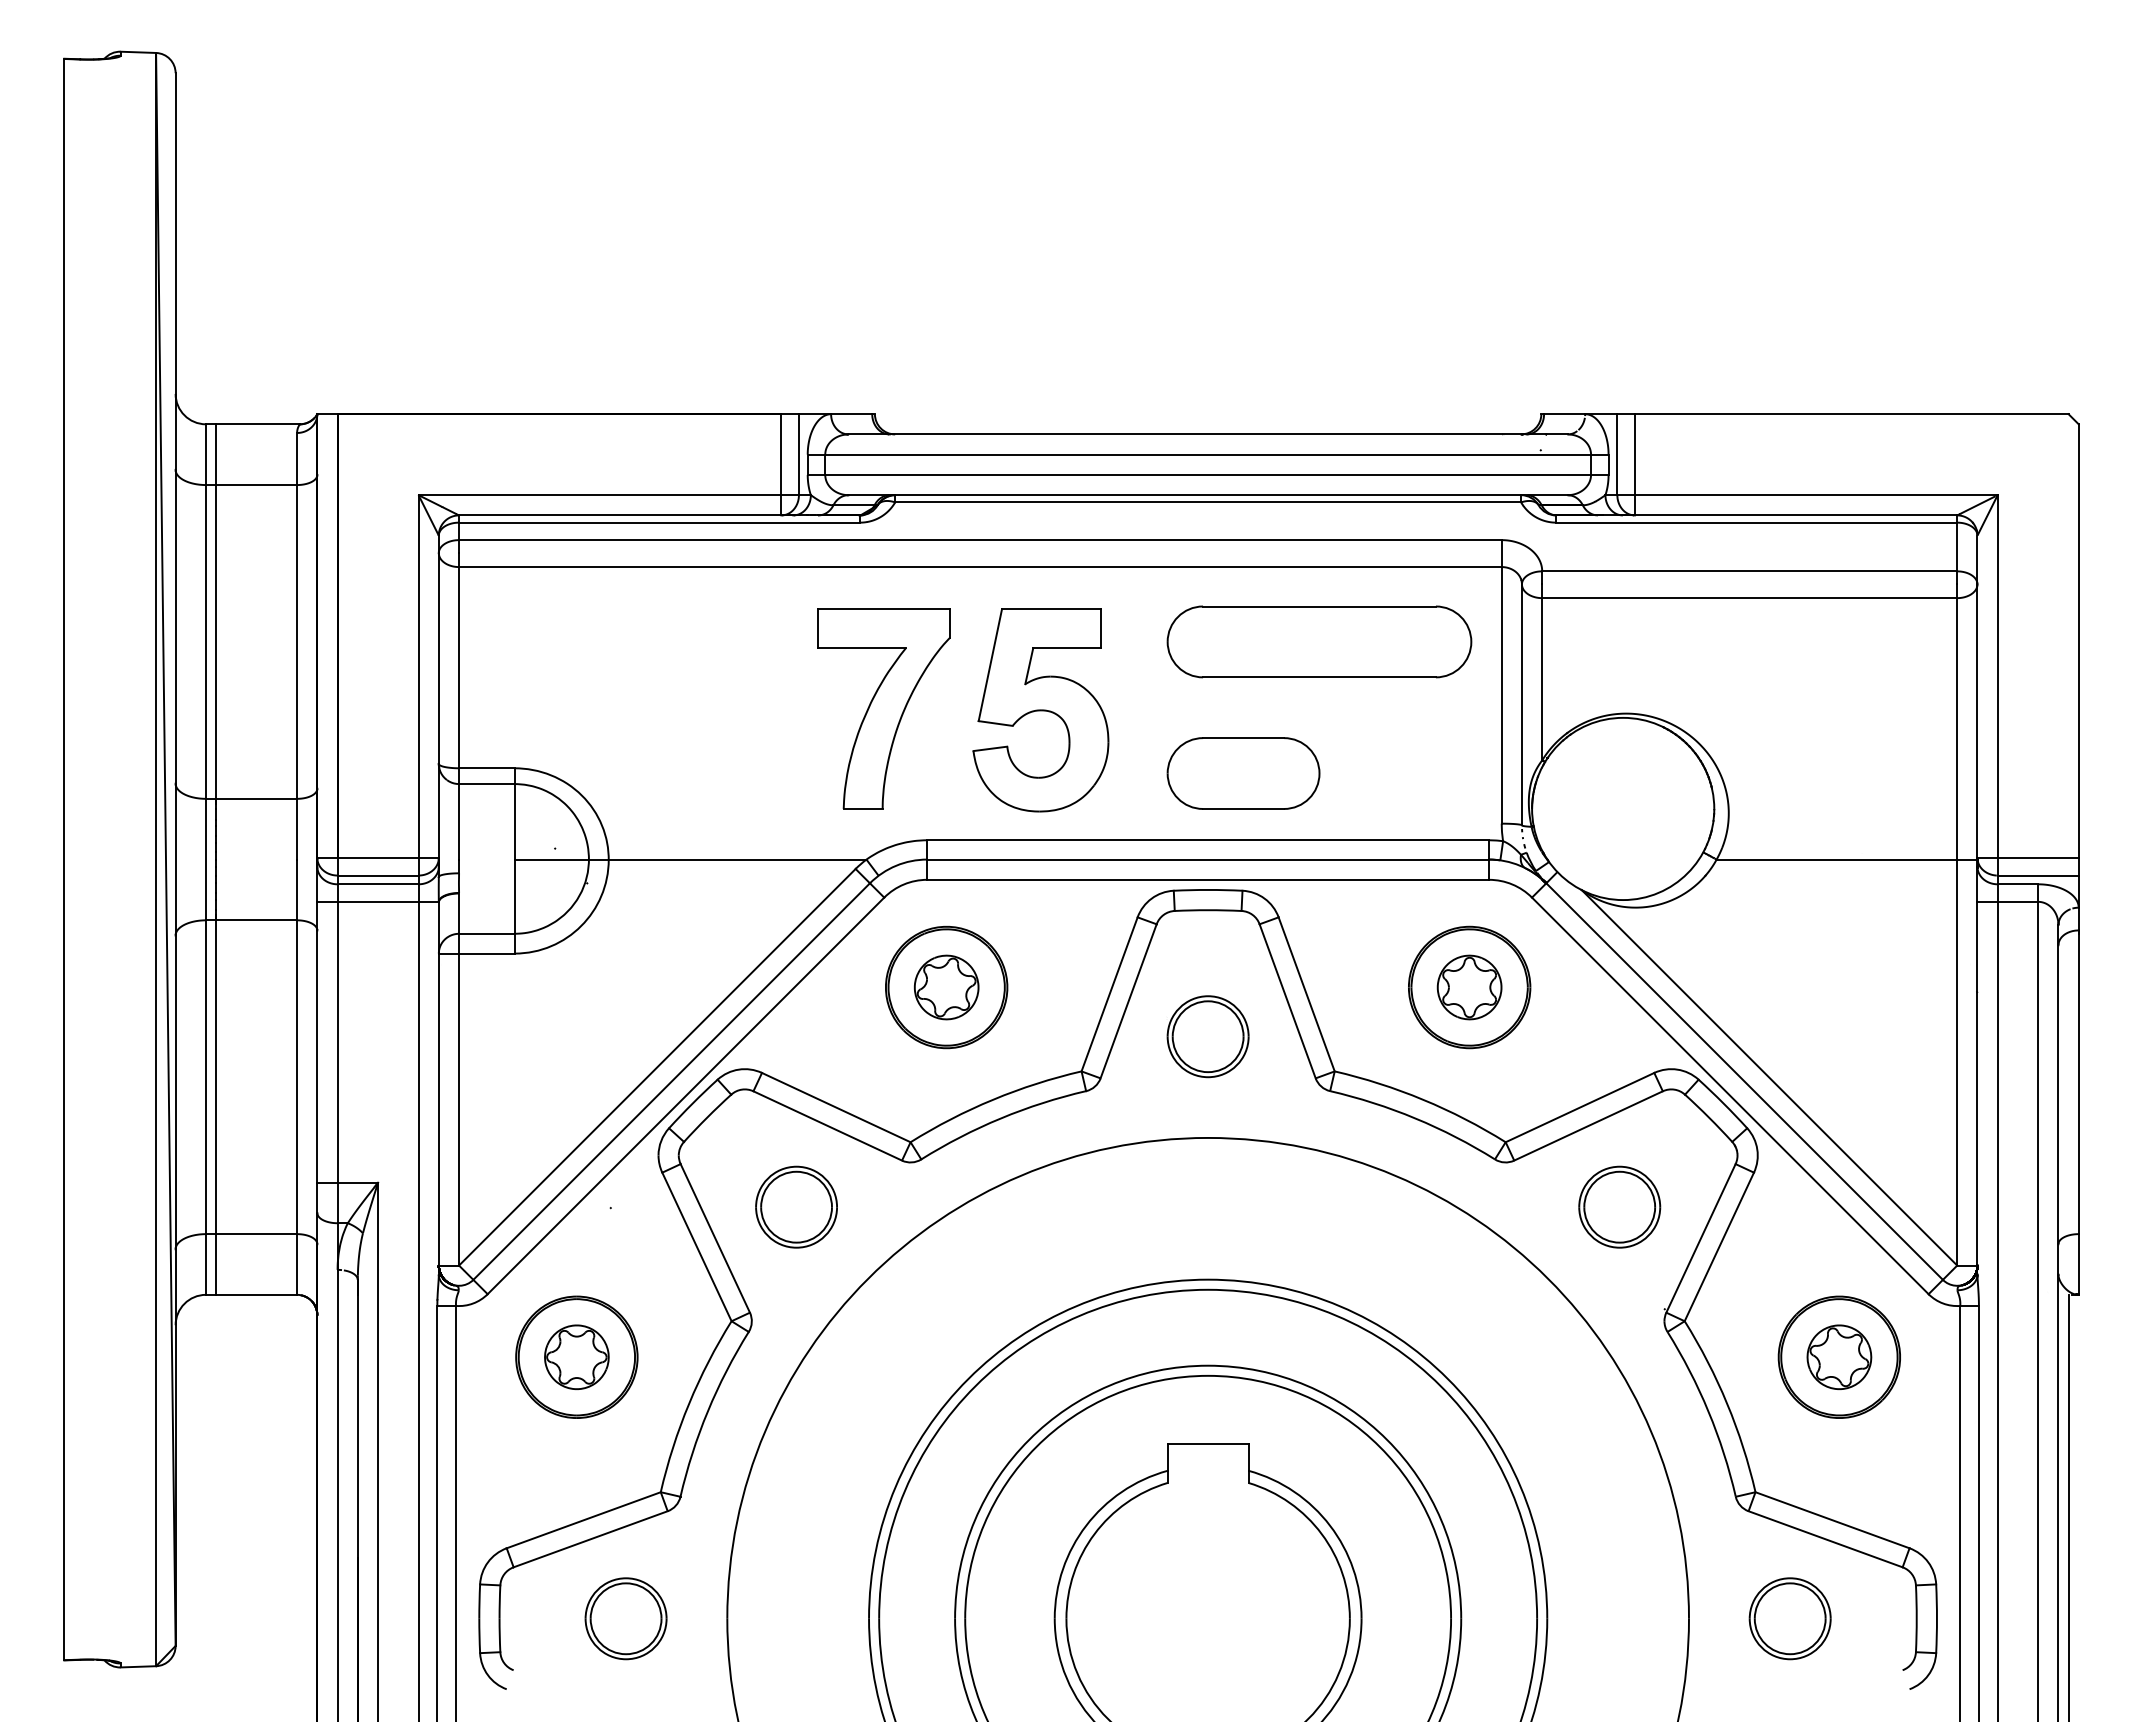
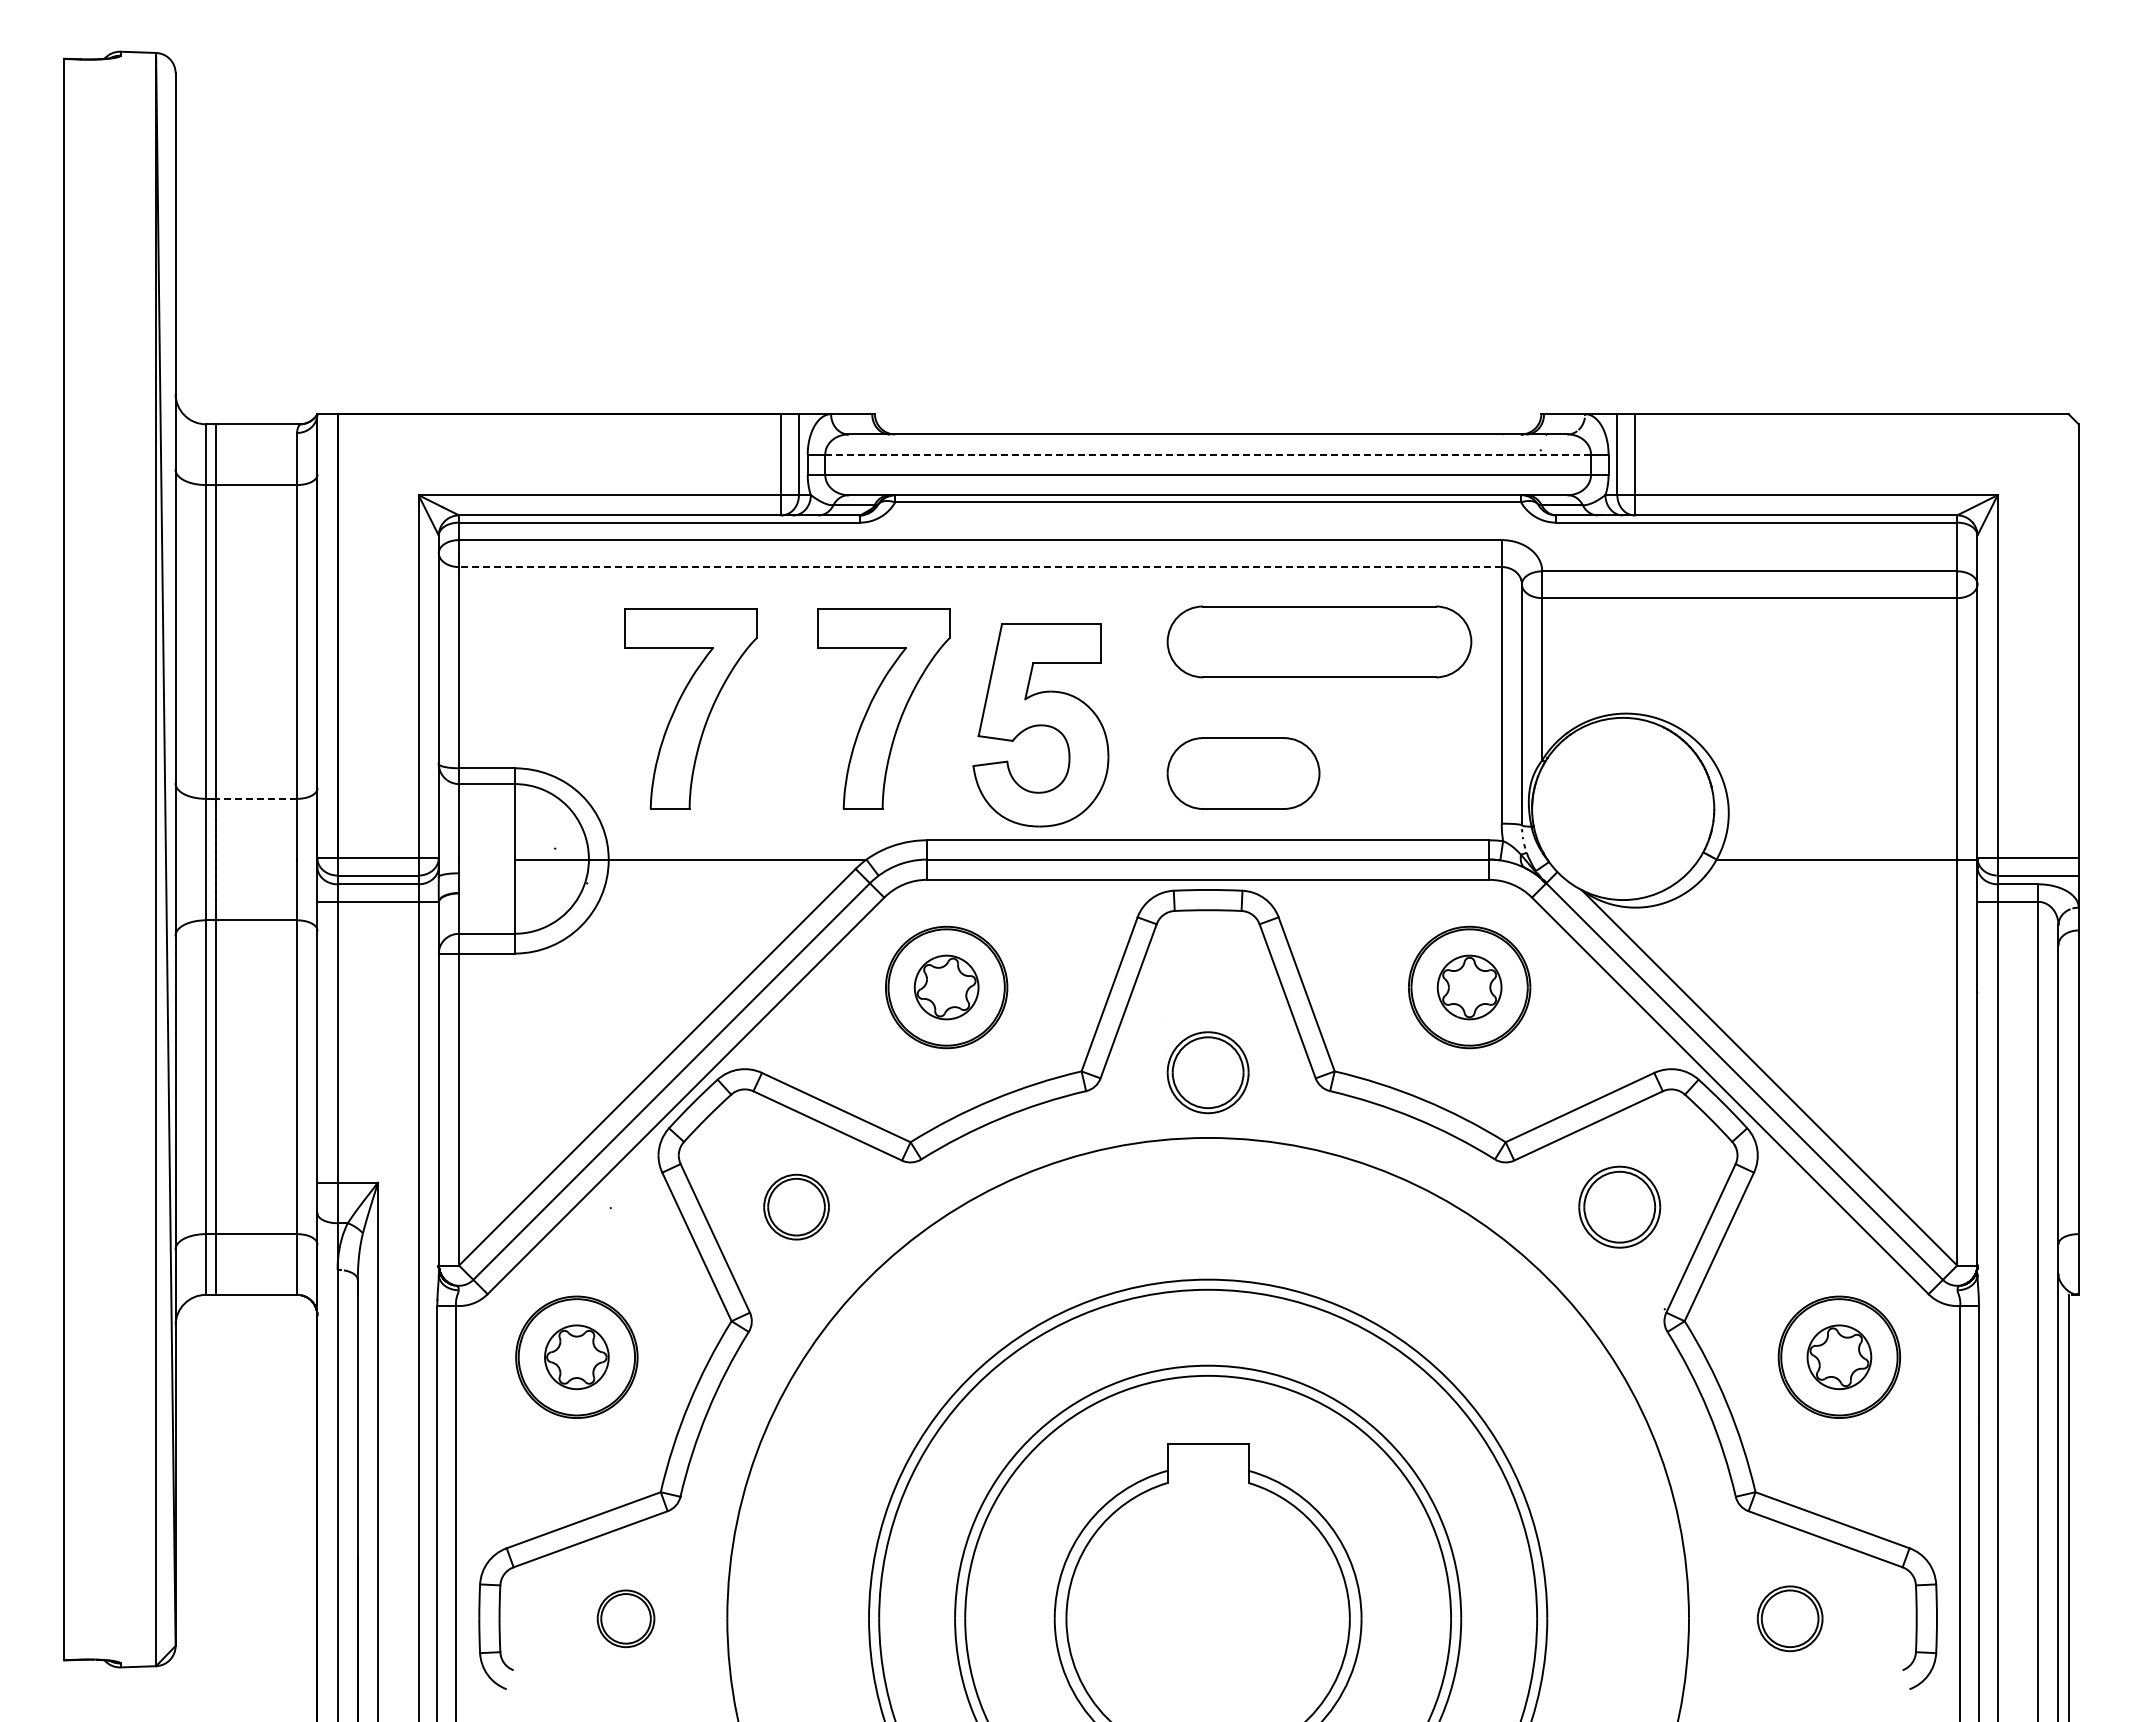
line: solid -> dashed (1208, 454)
line: solid -> dashed (979, 567)
part: none -> present (690, 708)
part position: (1040, 710) -> (1040, 725) (1040, 725)
line: solid -> dashed (256, 798)
part position: (1207, 1036) -> (1207, 1072) (1207, 1072)
part size: 83x84 px -> 67x68 px (796, 1206)
part size: 84x84 px -> 60x60 px (625, 1618)
part size: 84x84 px -> 68x68 px (1789, 1618)
